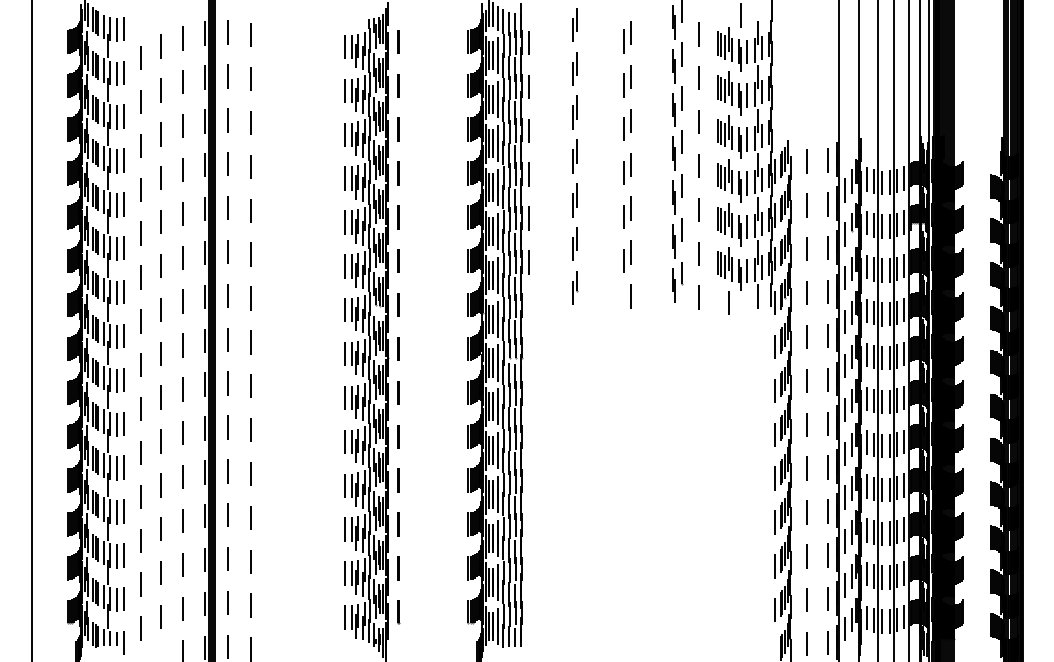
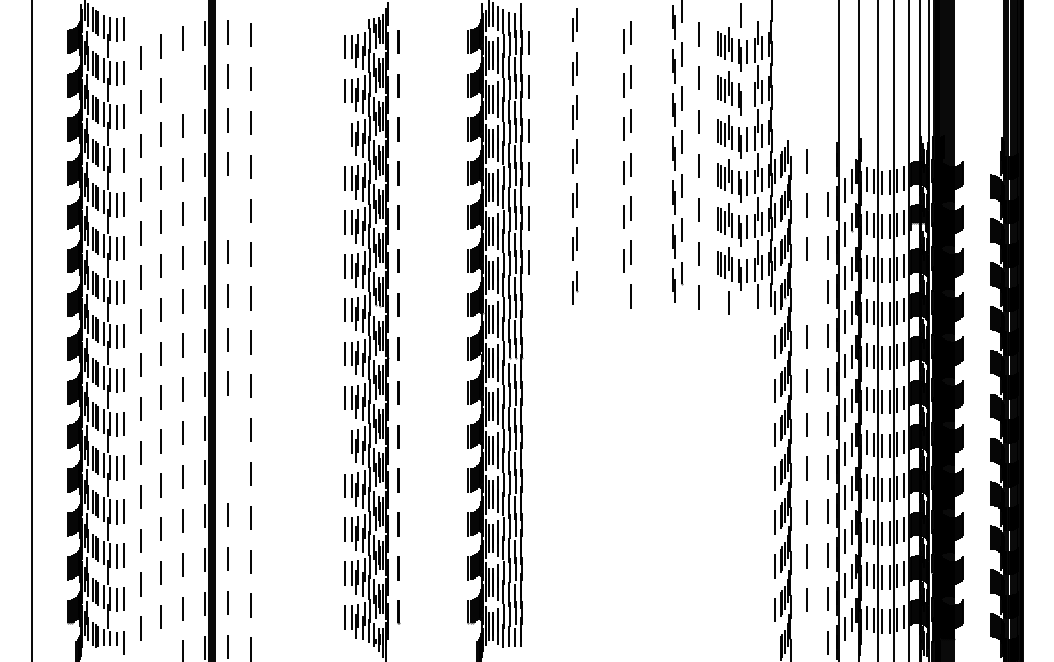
line: present -> none (182, 81)
line: present -> none (747, 95)
line: present -> none (345, 134)
line: present -> none (828, 160)
line: present -> none (116, 161)
line: present -> none (228, 207)
line: present -> none (807, 292)
line: present -> none (228, 427)
line: present -> none (345, 441)
line: present -> none (228, 471)
line: present -> none (807, 643)
